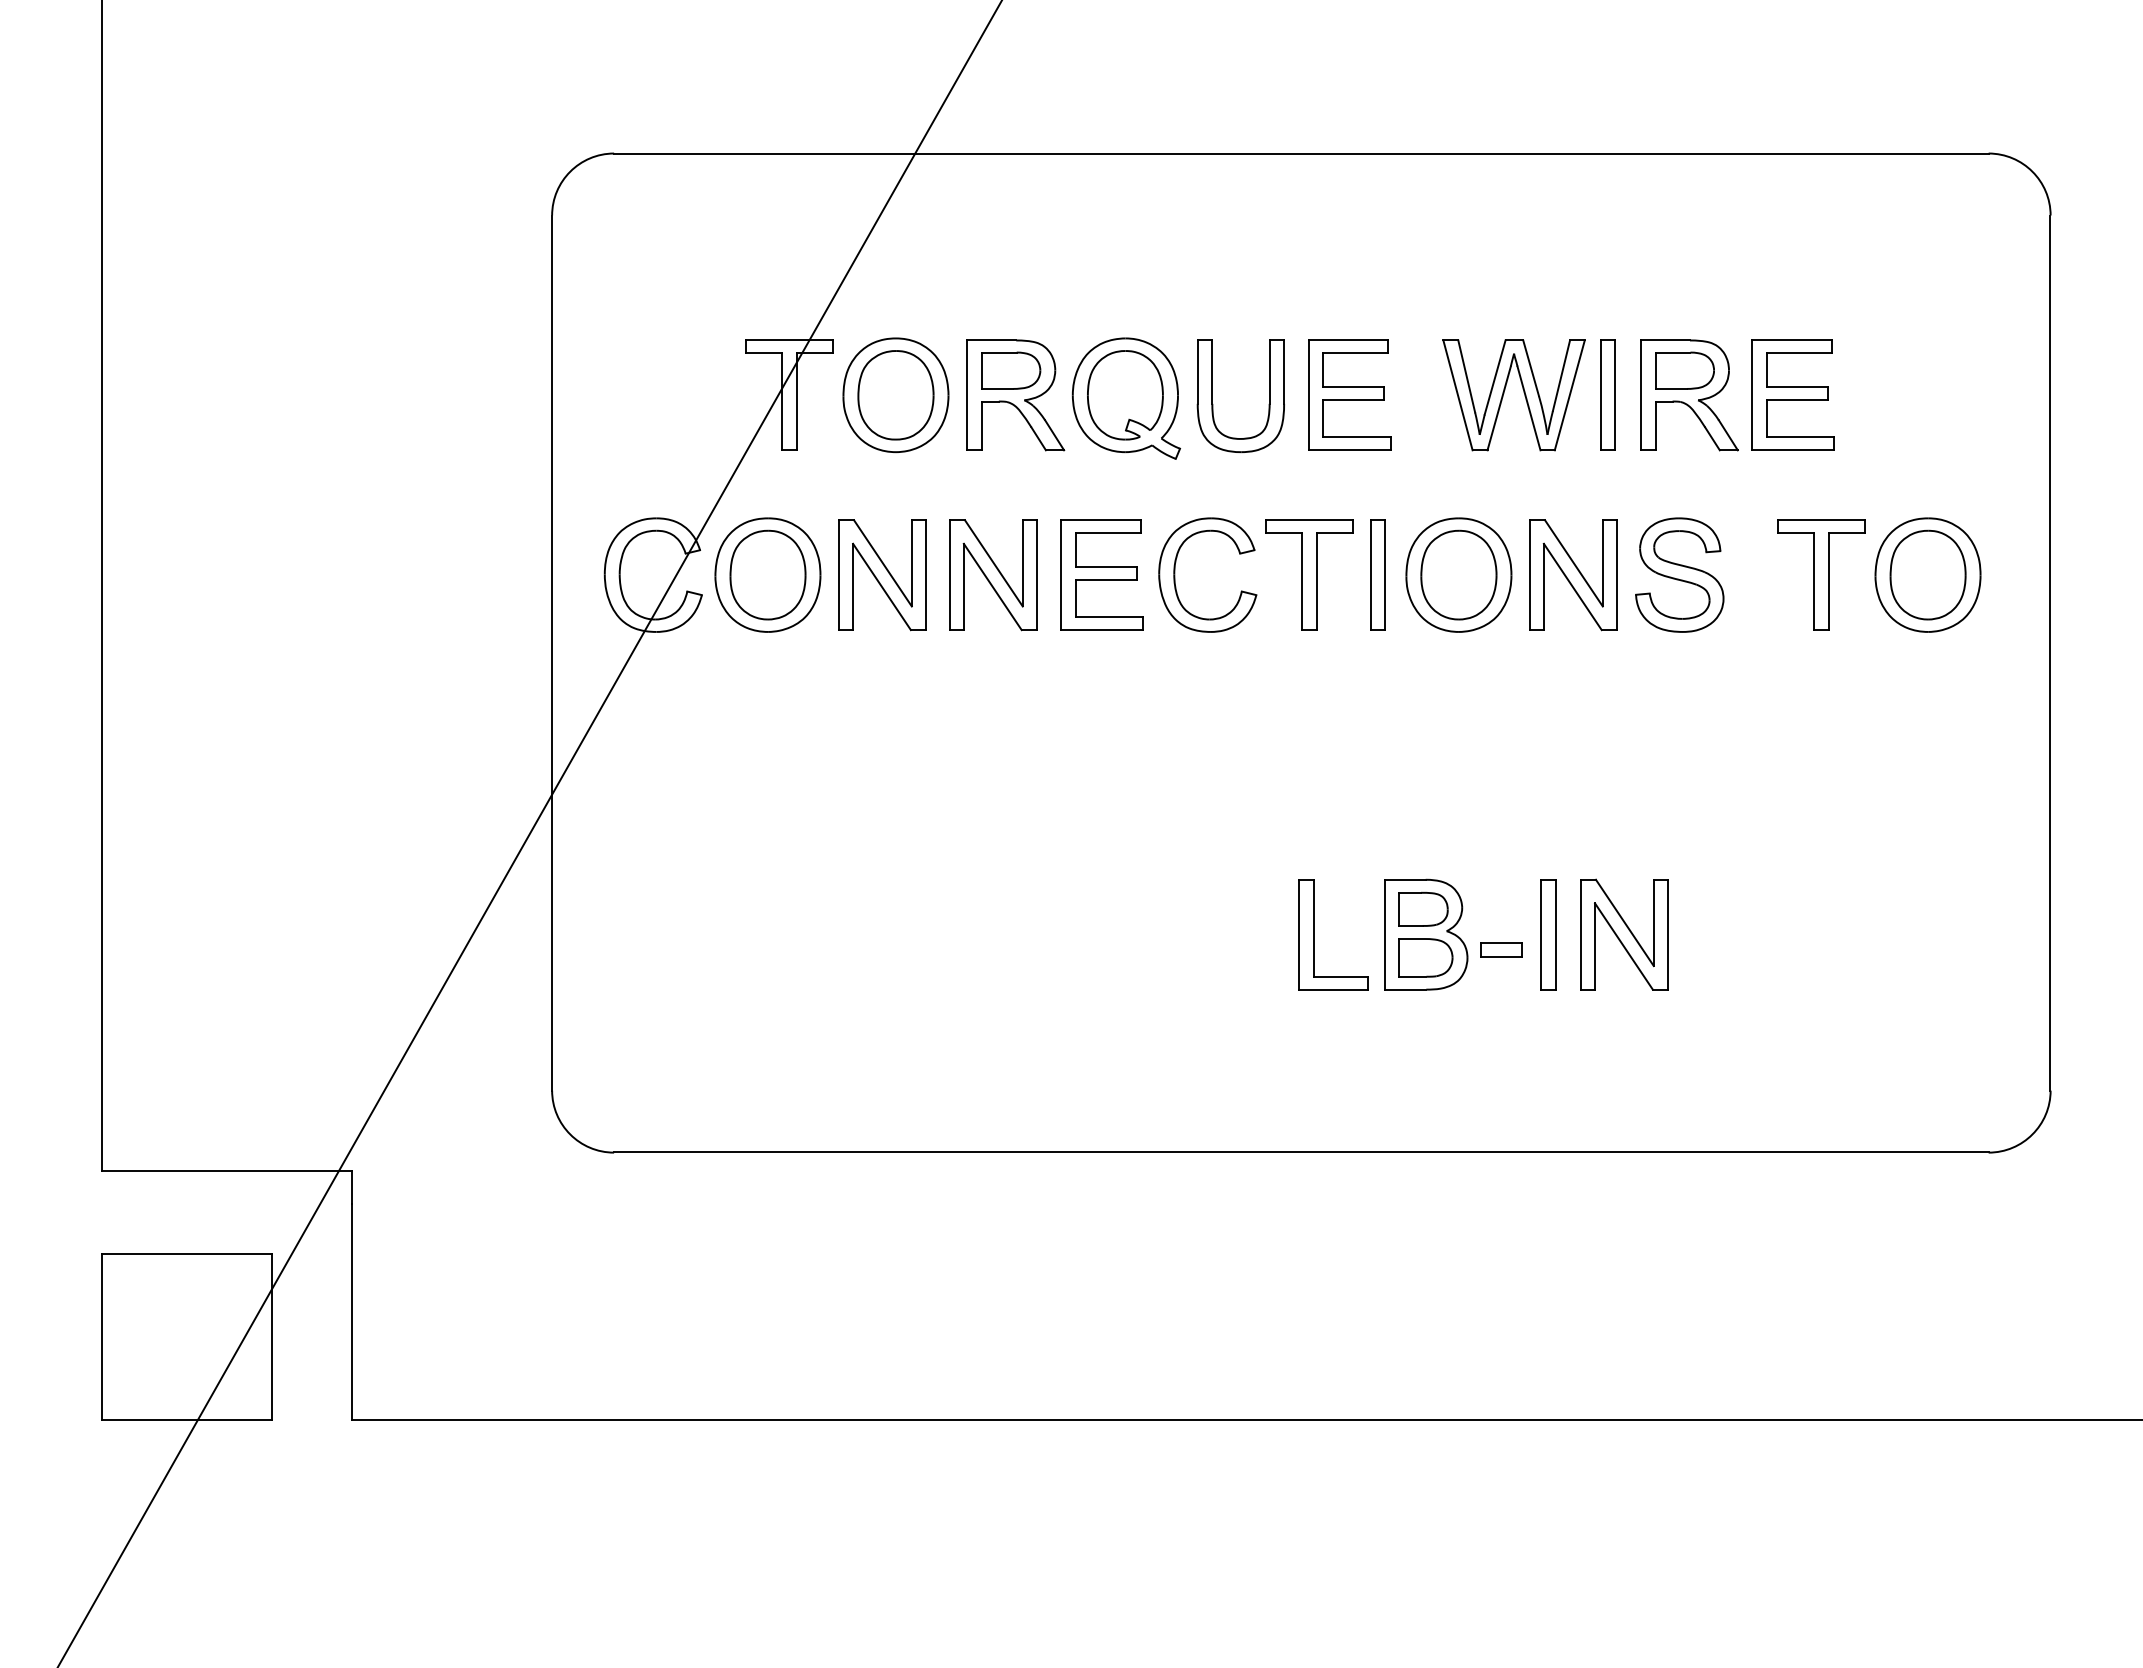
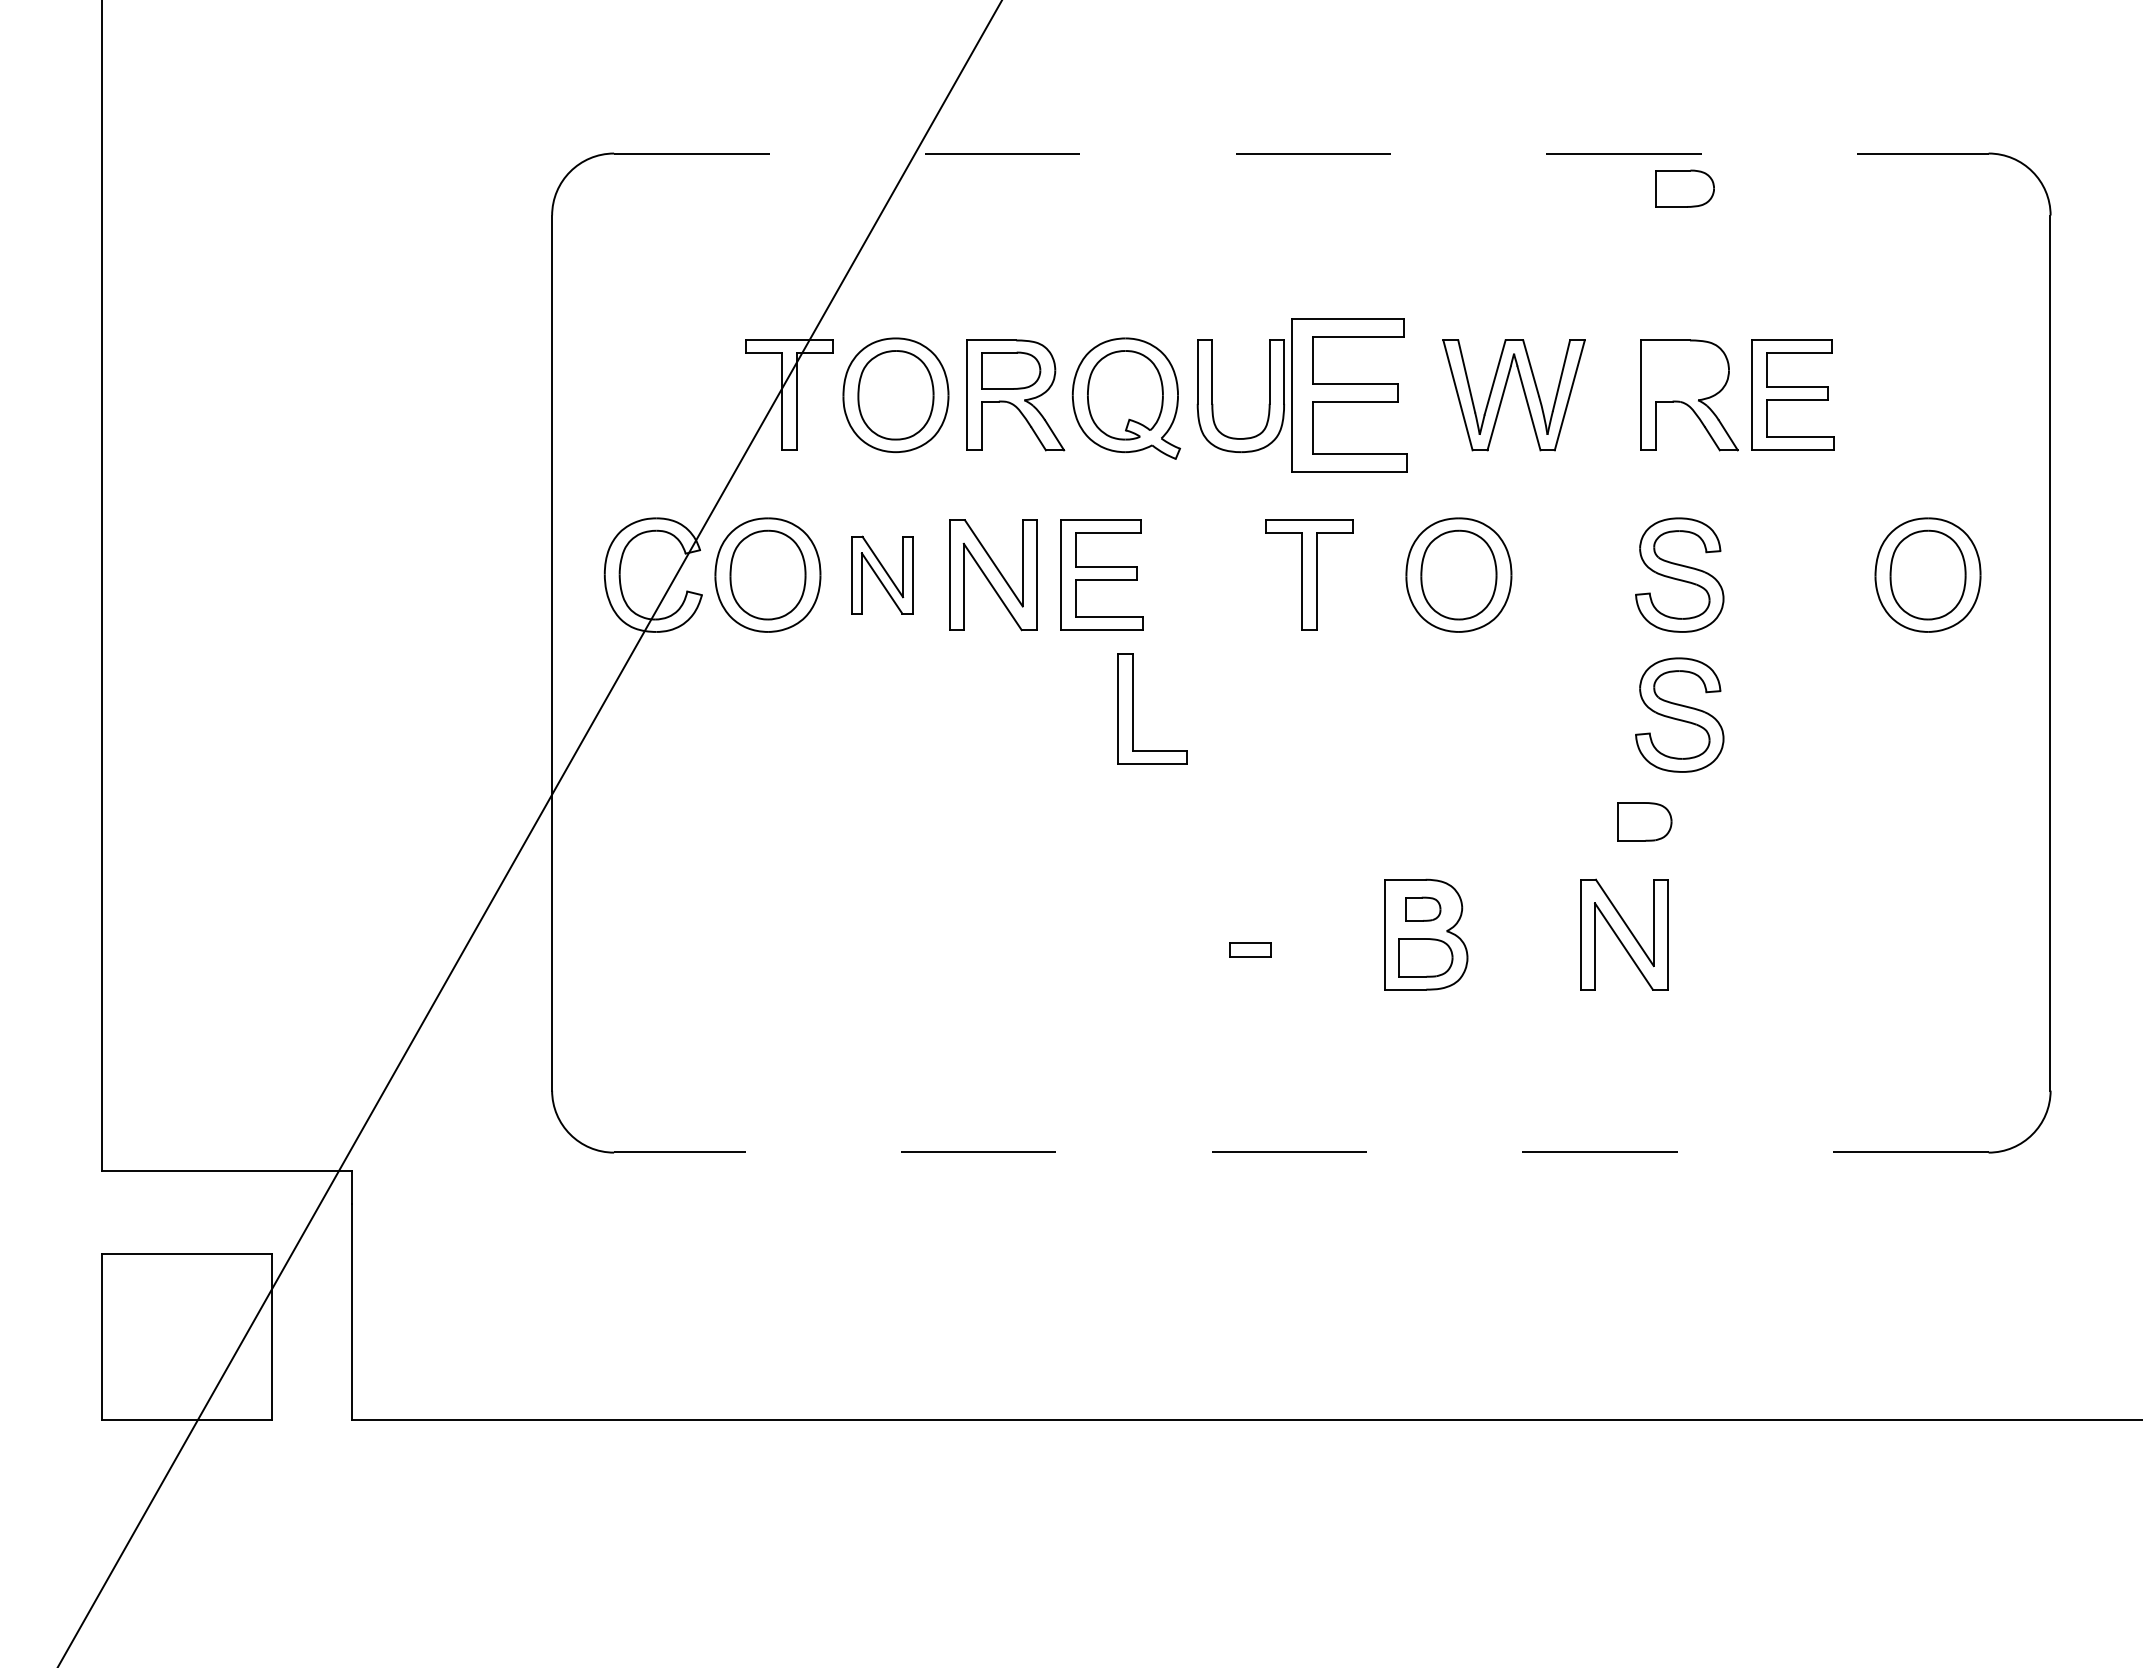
line: solid -> dashed (1301, 153)
part position: (1684, 370) -> (1684, 188) (1684, 188)
part size: 84x112 px -> 117x155 px (1349, 395)
part: present -> none (1607, 394)
part: present -> none (1175, 574)
part: present -> none (1377, 574)
part: present -> none (1821, 574)
part size: 89x113 px -> 63x80 px (882, 574)
part: present -> none (1573, 575)
part: none -> present (1679, 714)
part: none -> present (1644, 821)
part size: 51x36 px -> 37x26 px (1423, 908)
part position: (1314, 934) -> (1133, 708) (1133, 708)
part: present -> none (1548, 934)
part position: (1501, 949) -> (1250, 949) (1250, 949)
line: solid -> dashed (1300, 1152)
